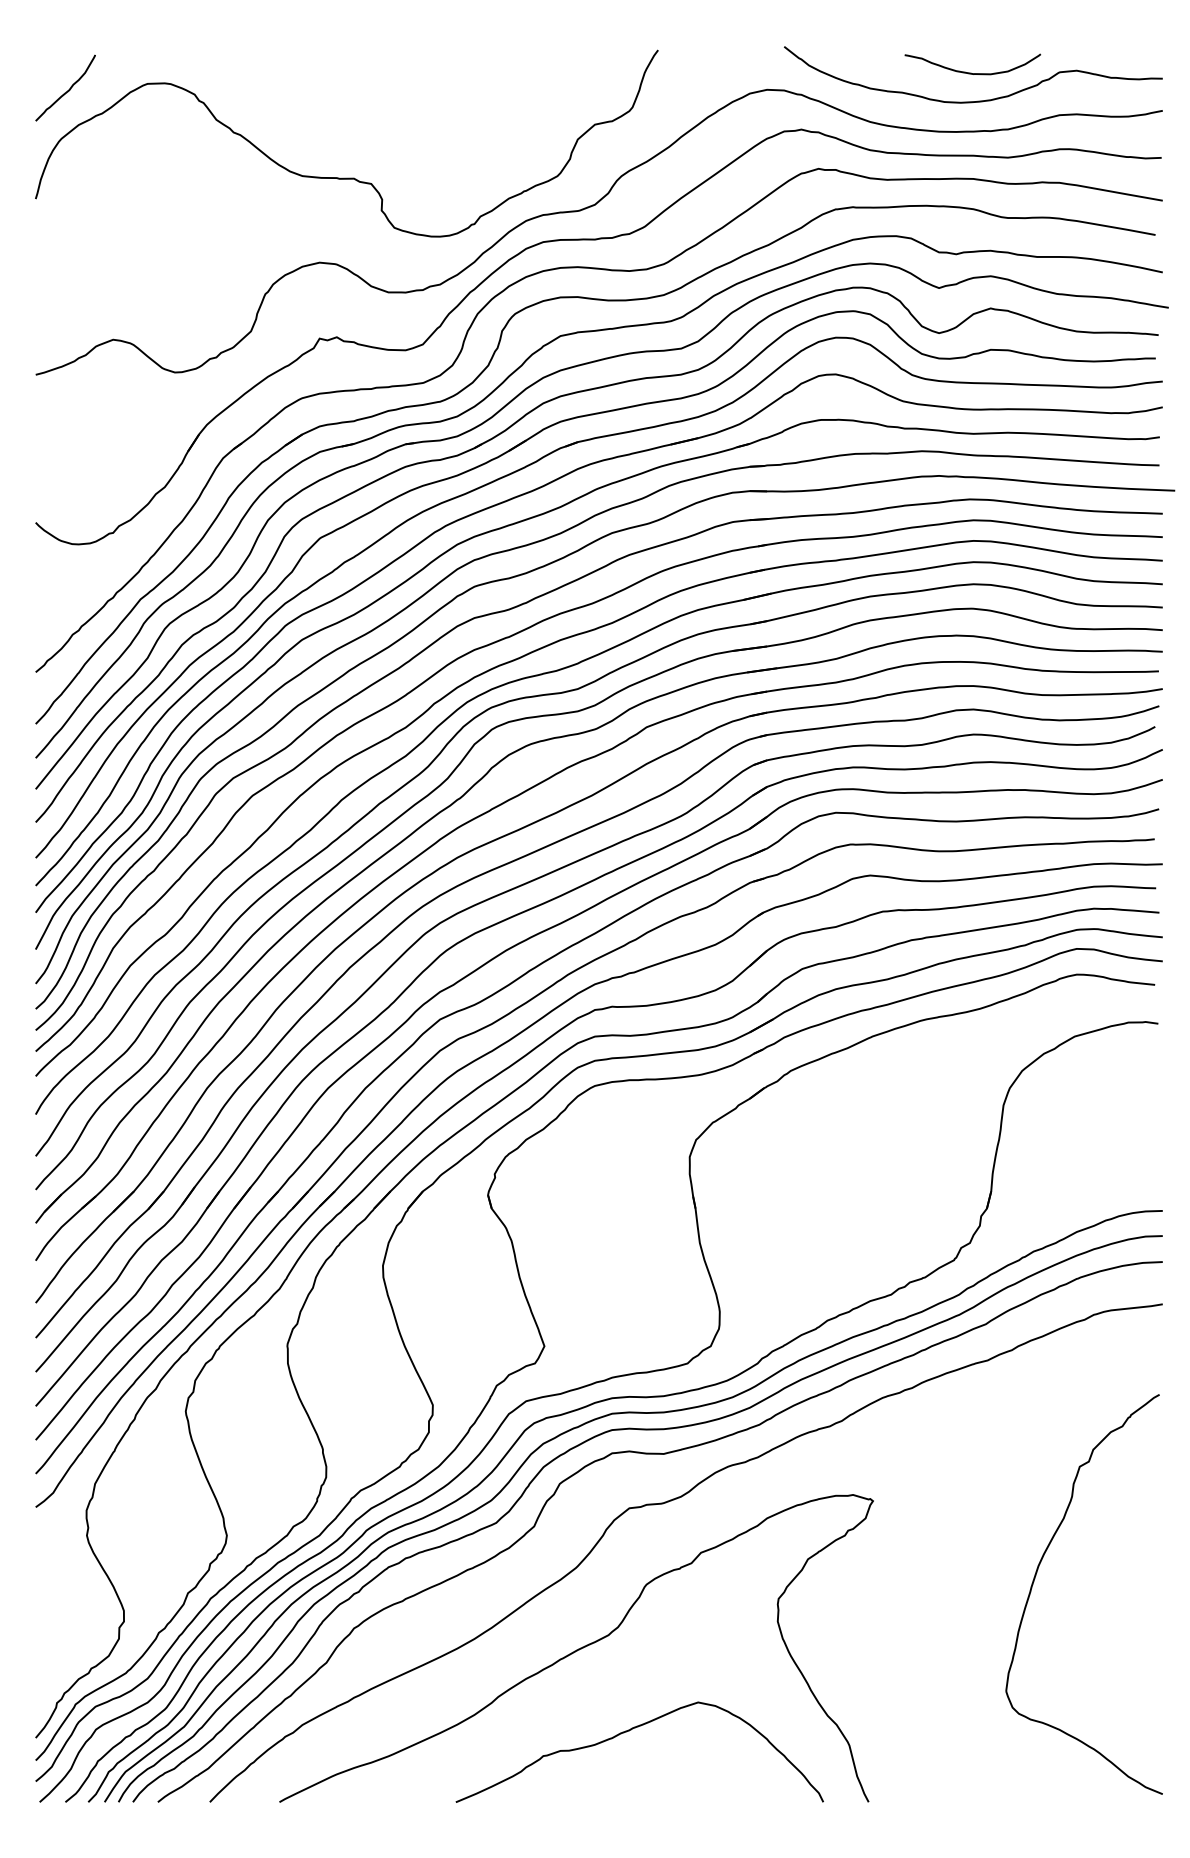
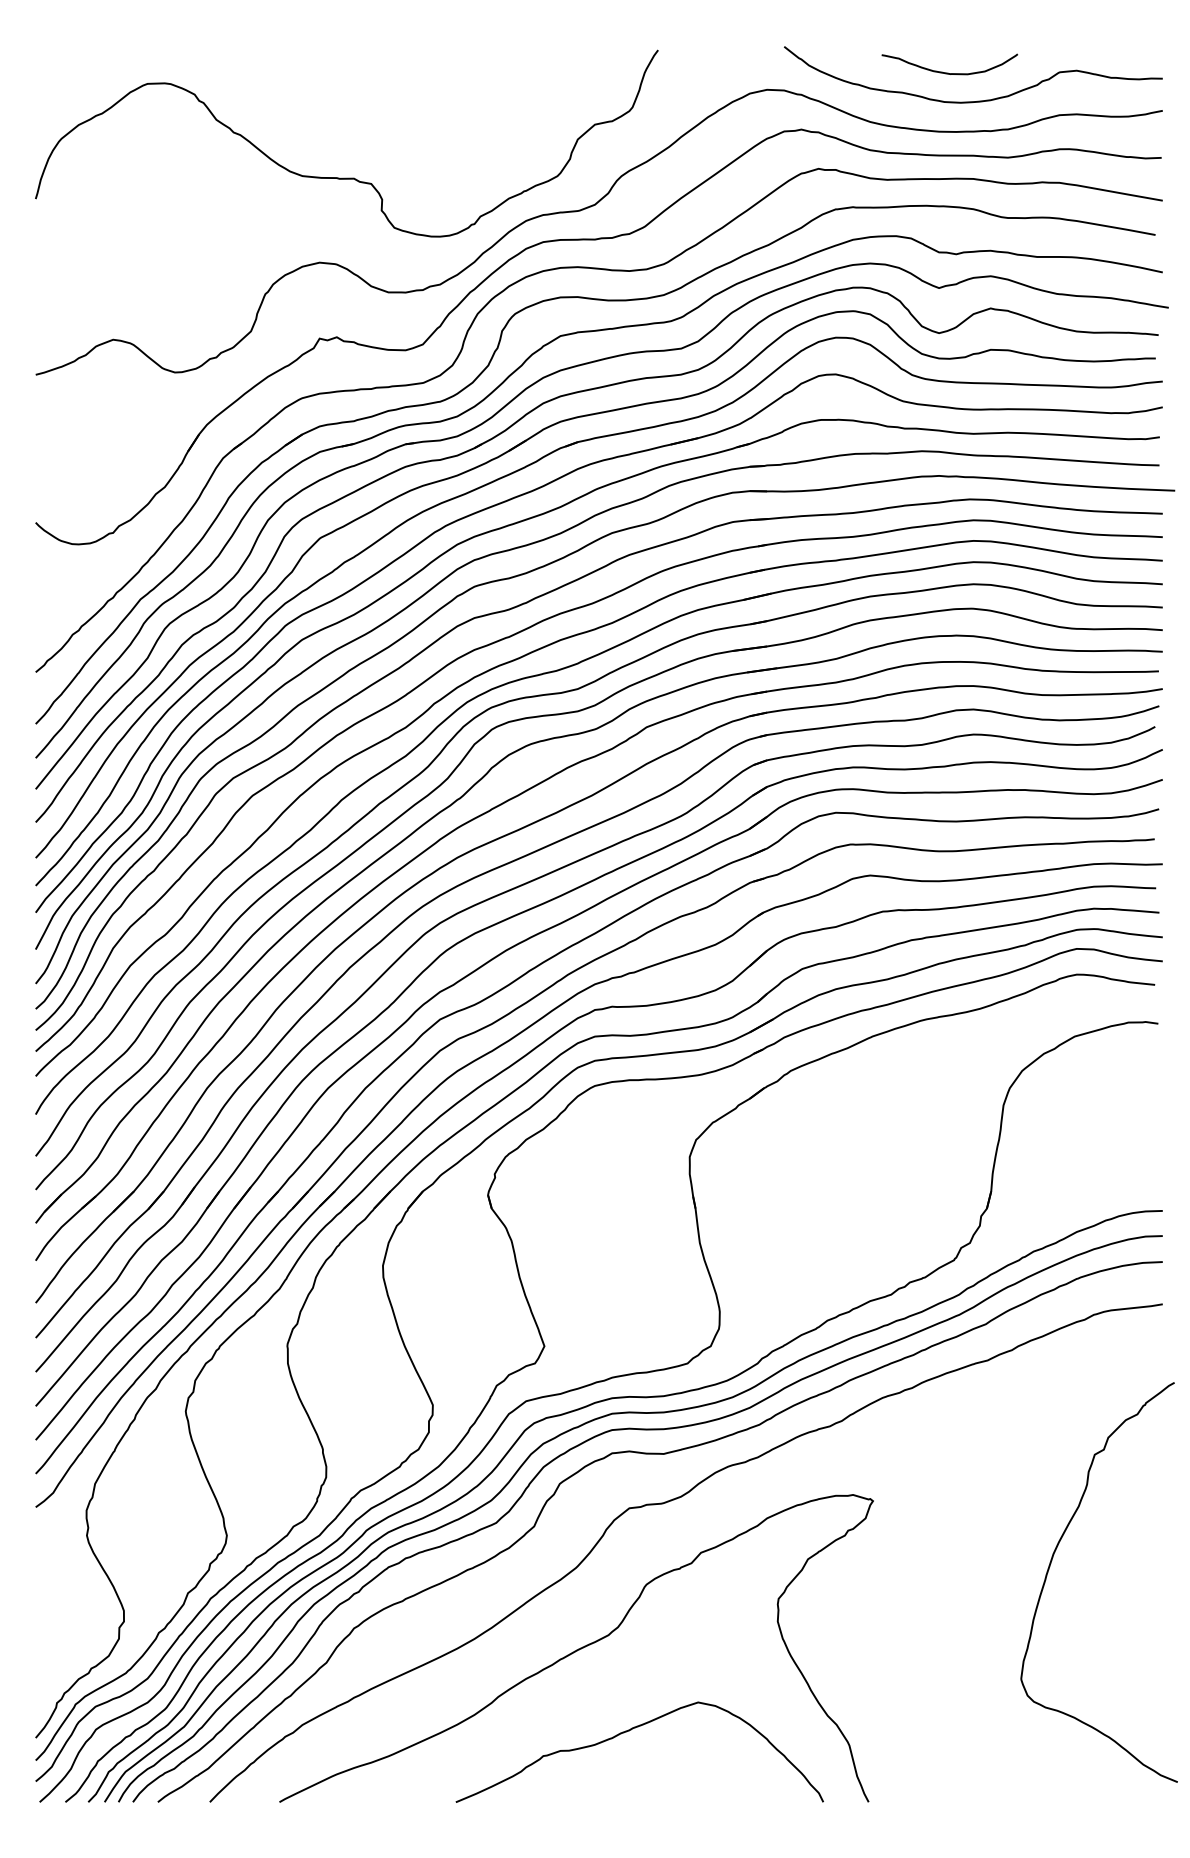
curve position: (971, 72) -> (948, 72) (948, 72)
curve: present -> none (68, 89)
curve position: (1035, 1578) -> (1050, 1566) (1050, 1566)
